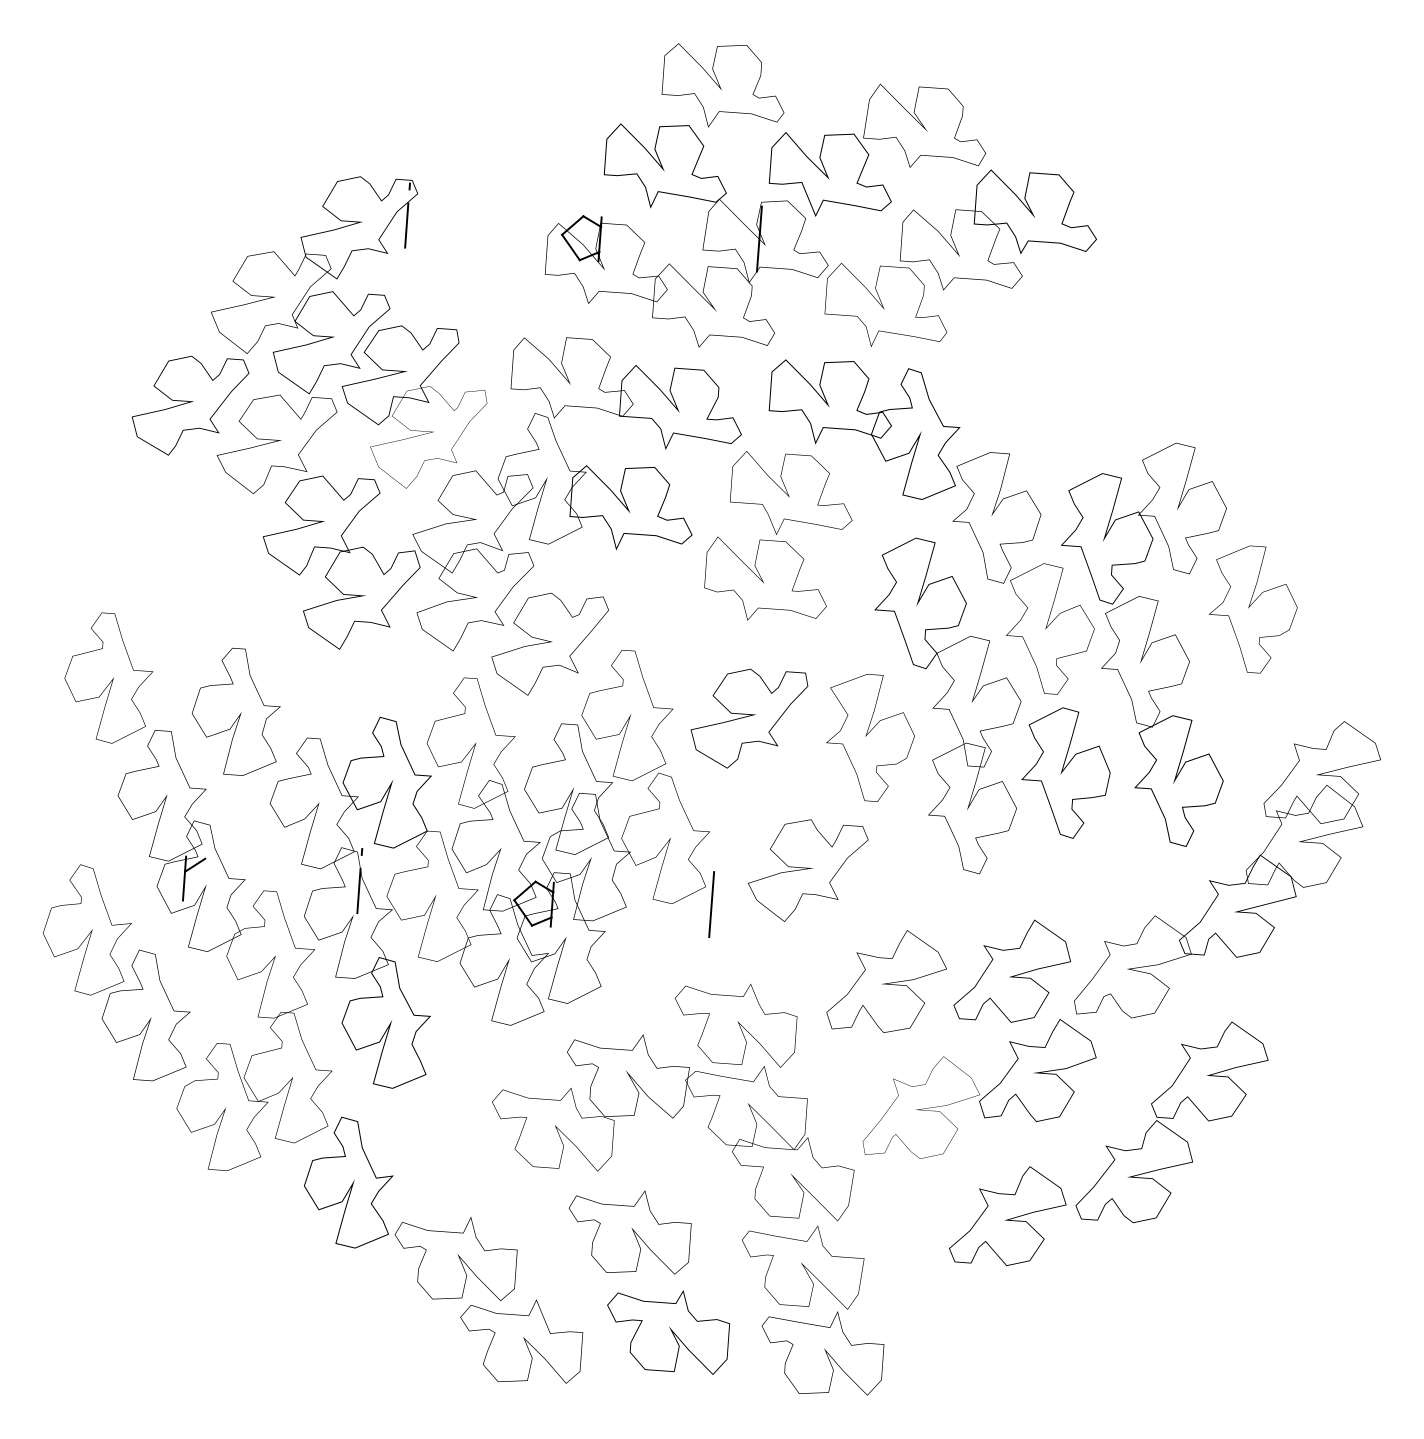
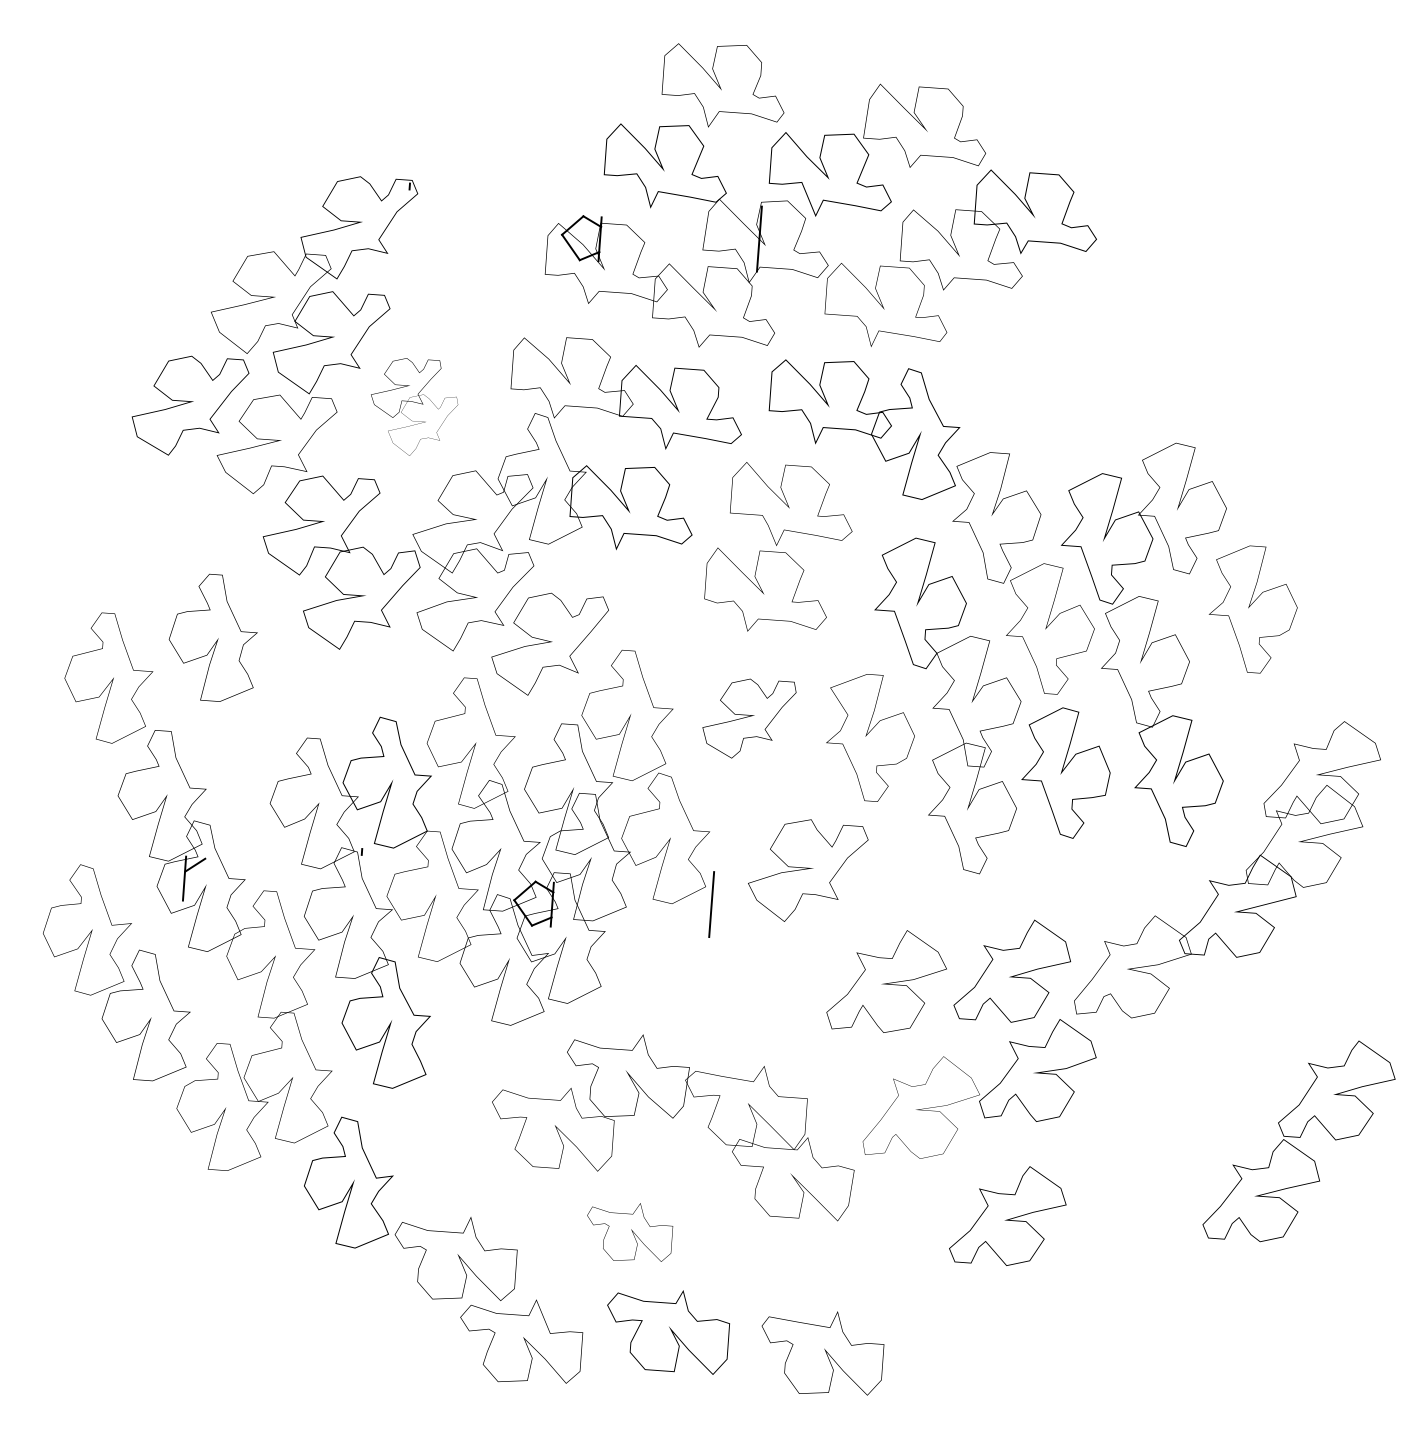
line: present -> none (406, 225)
part size: 147x164 px -> 88x98 px (414, 406)
part position: (778, 535) -> (778, 546) (778, 546)
part position: (235, 711) -> (212, 637) (212, 637)
part size: 119x101 px -> 95x81 px (749, 718)
line: present -> none (358, 890)
part: present -> none (735, 1025)
part position: (1171, 1122) -> (1298, 1141) (1298, 1141)
part size: 124x85 px -> 87x59 px (630, 1232)
part: present -> none (803, 1267)
